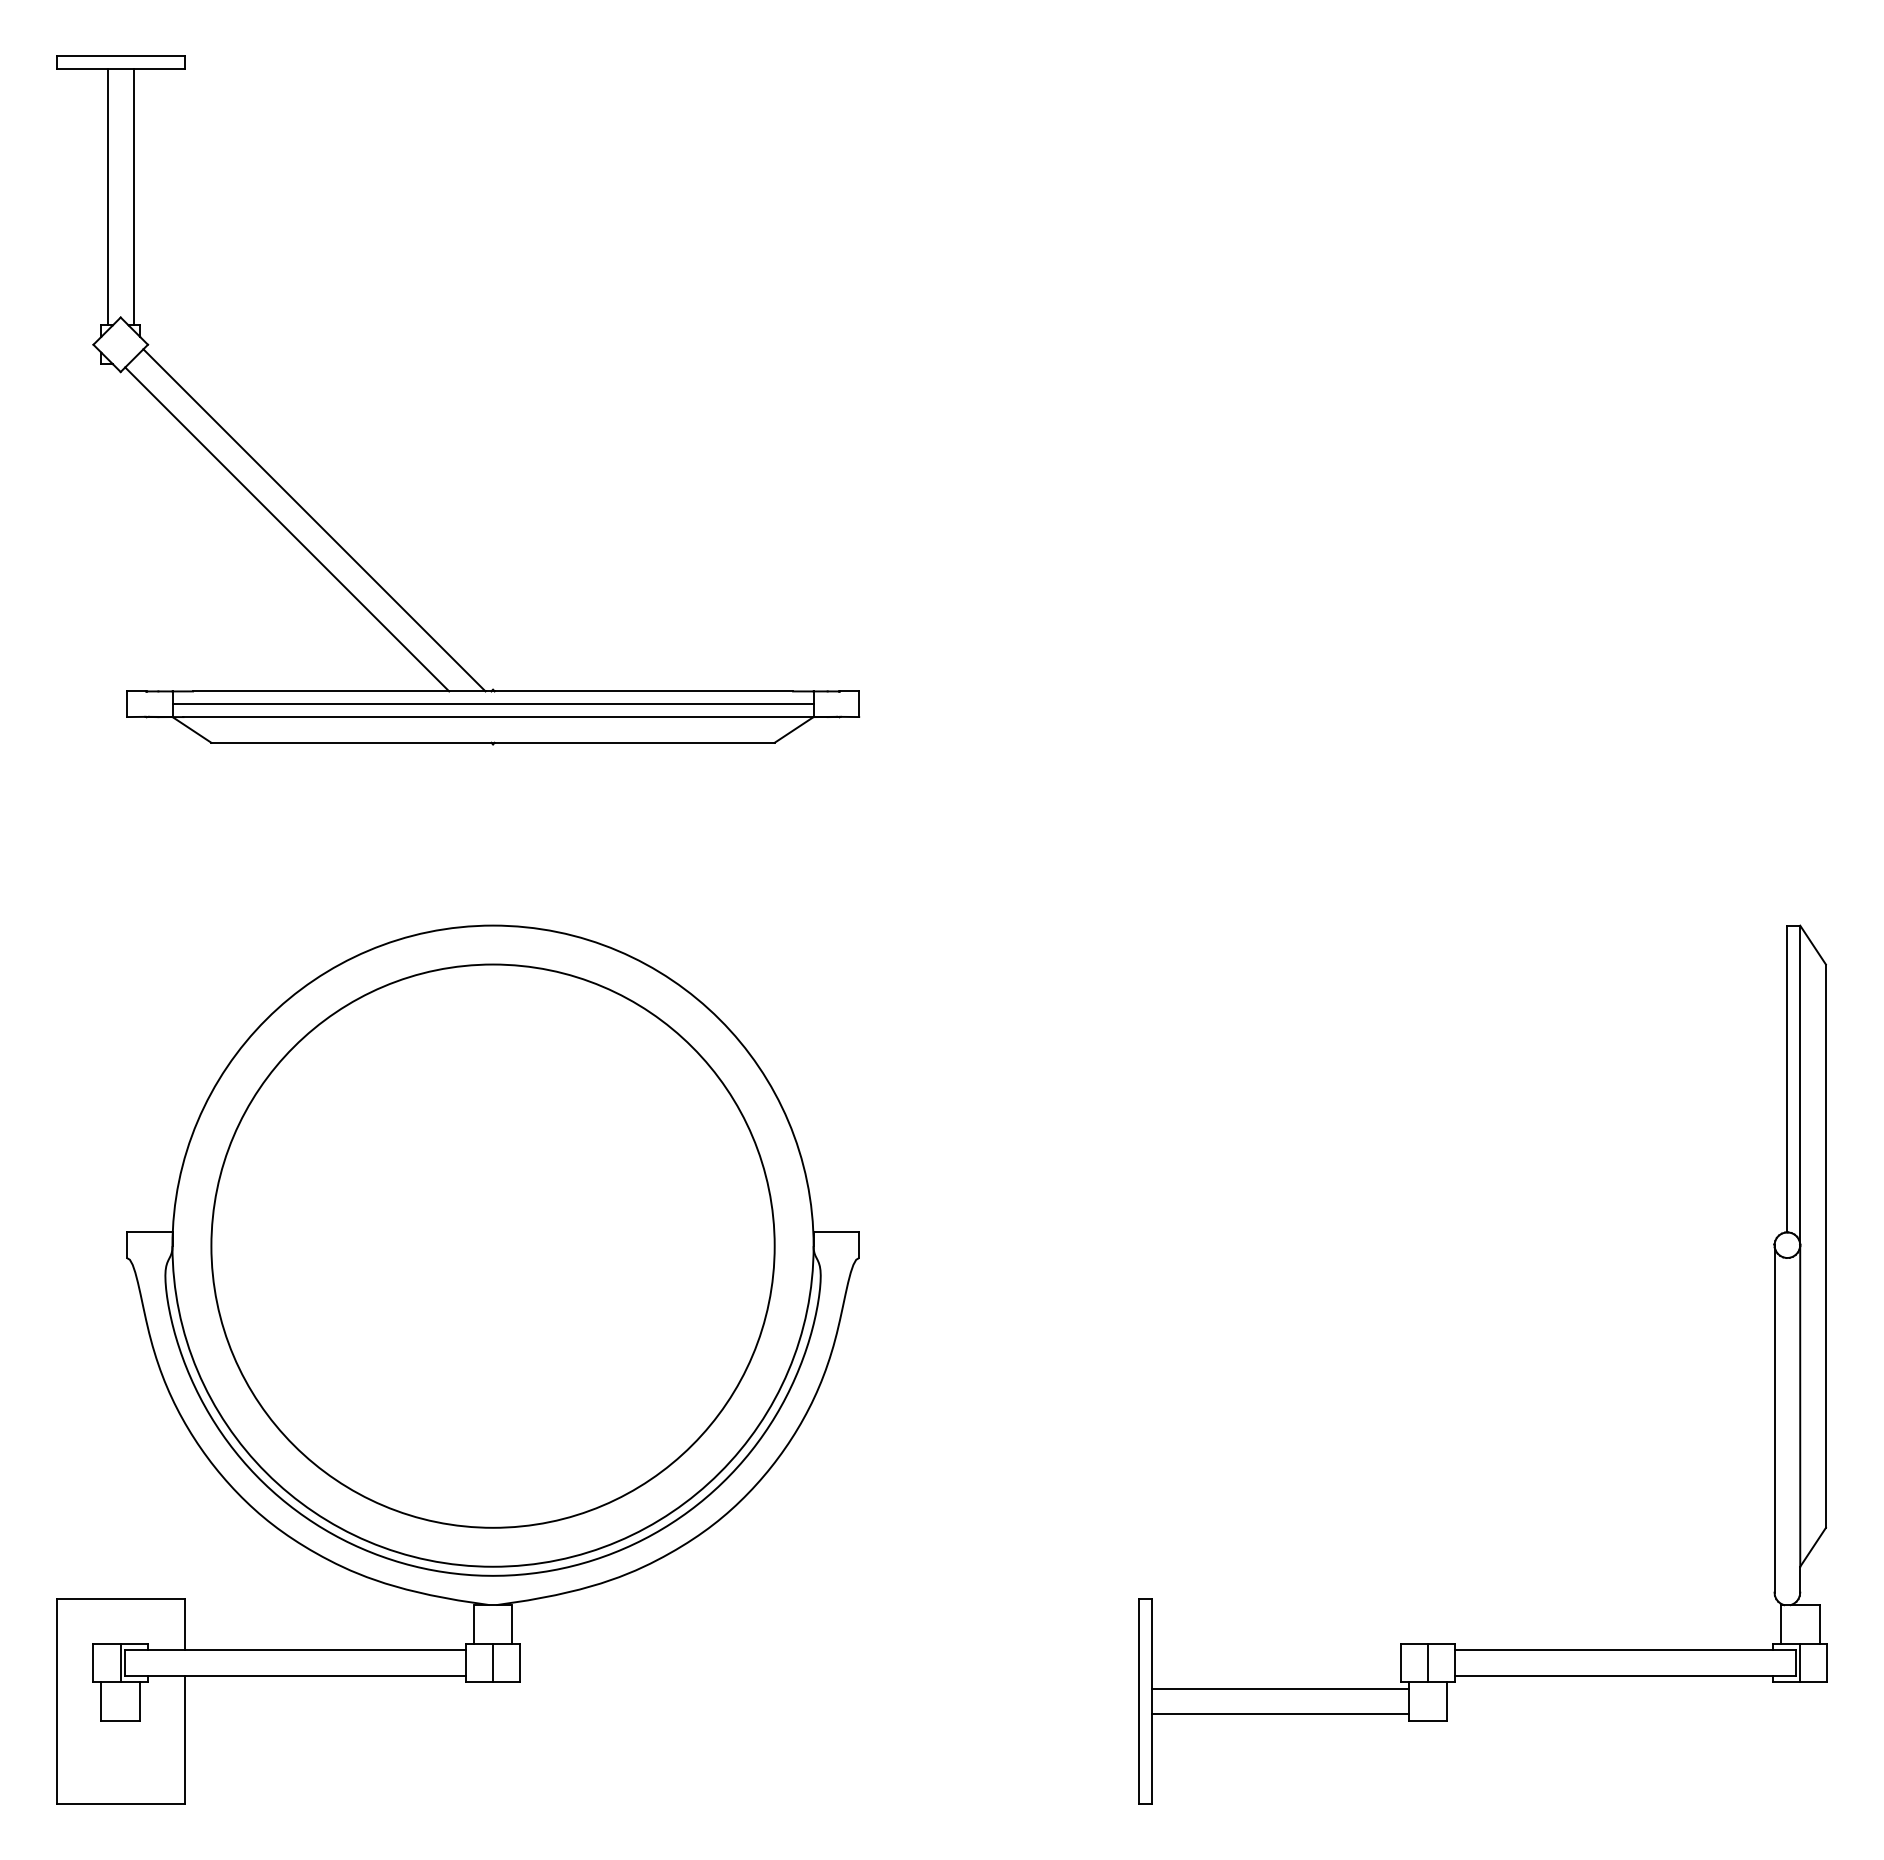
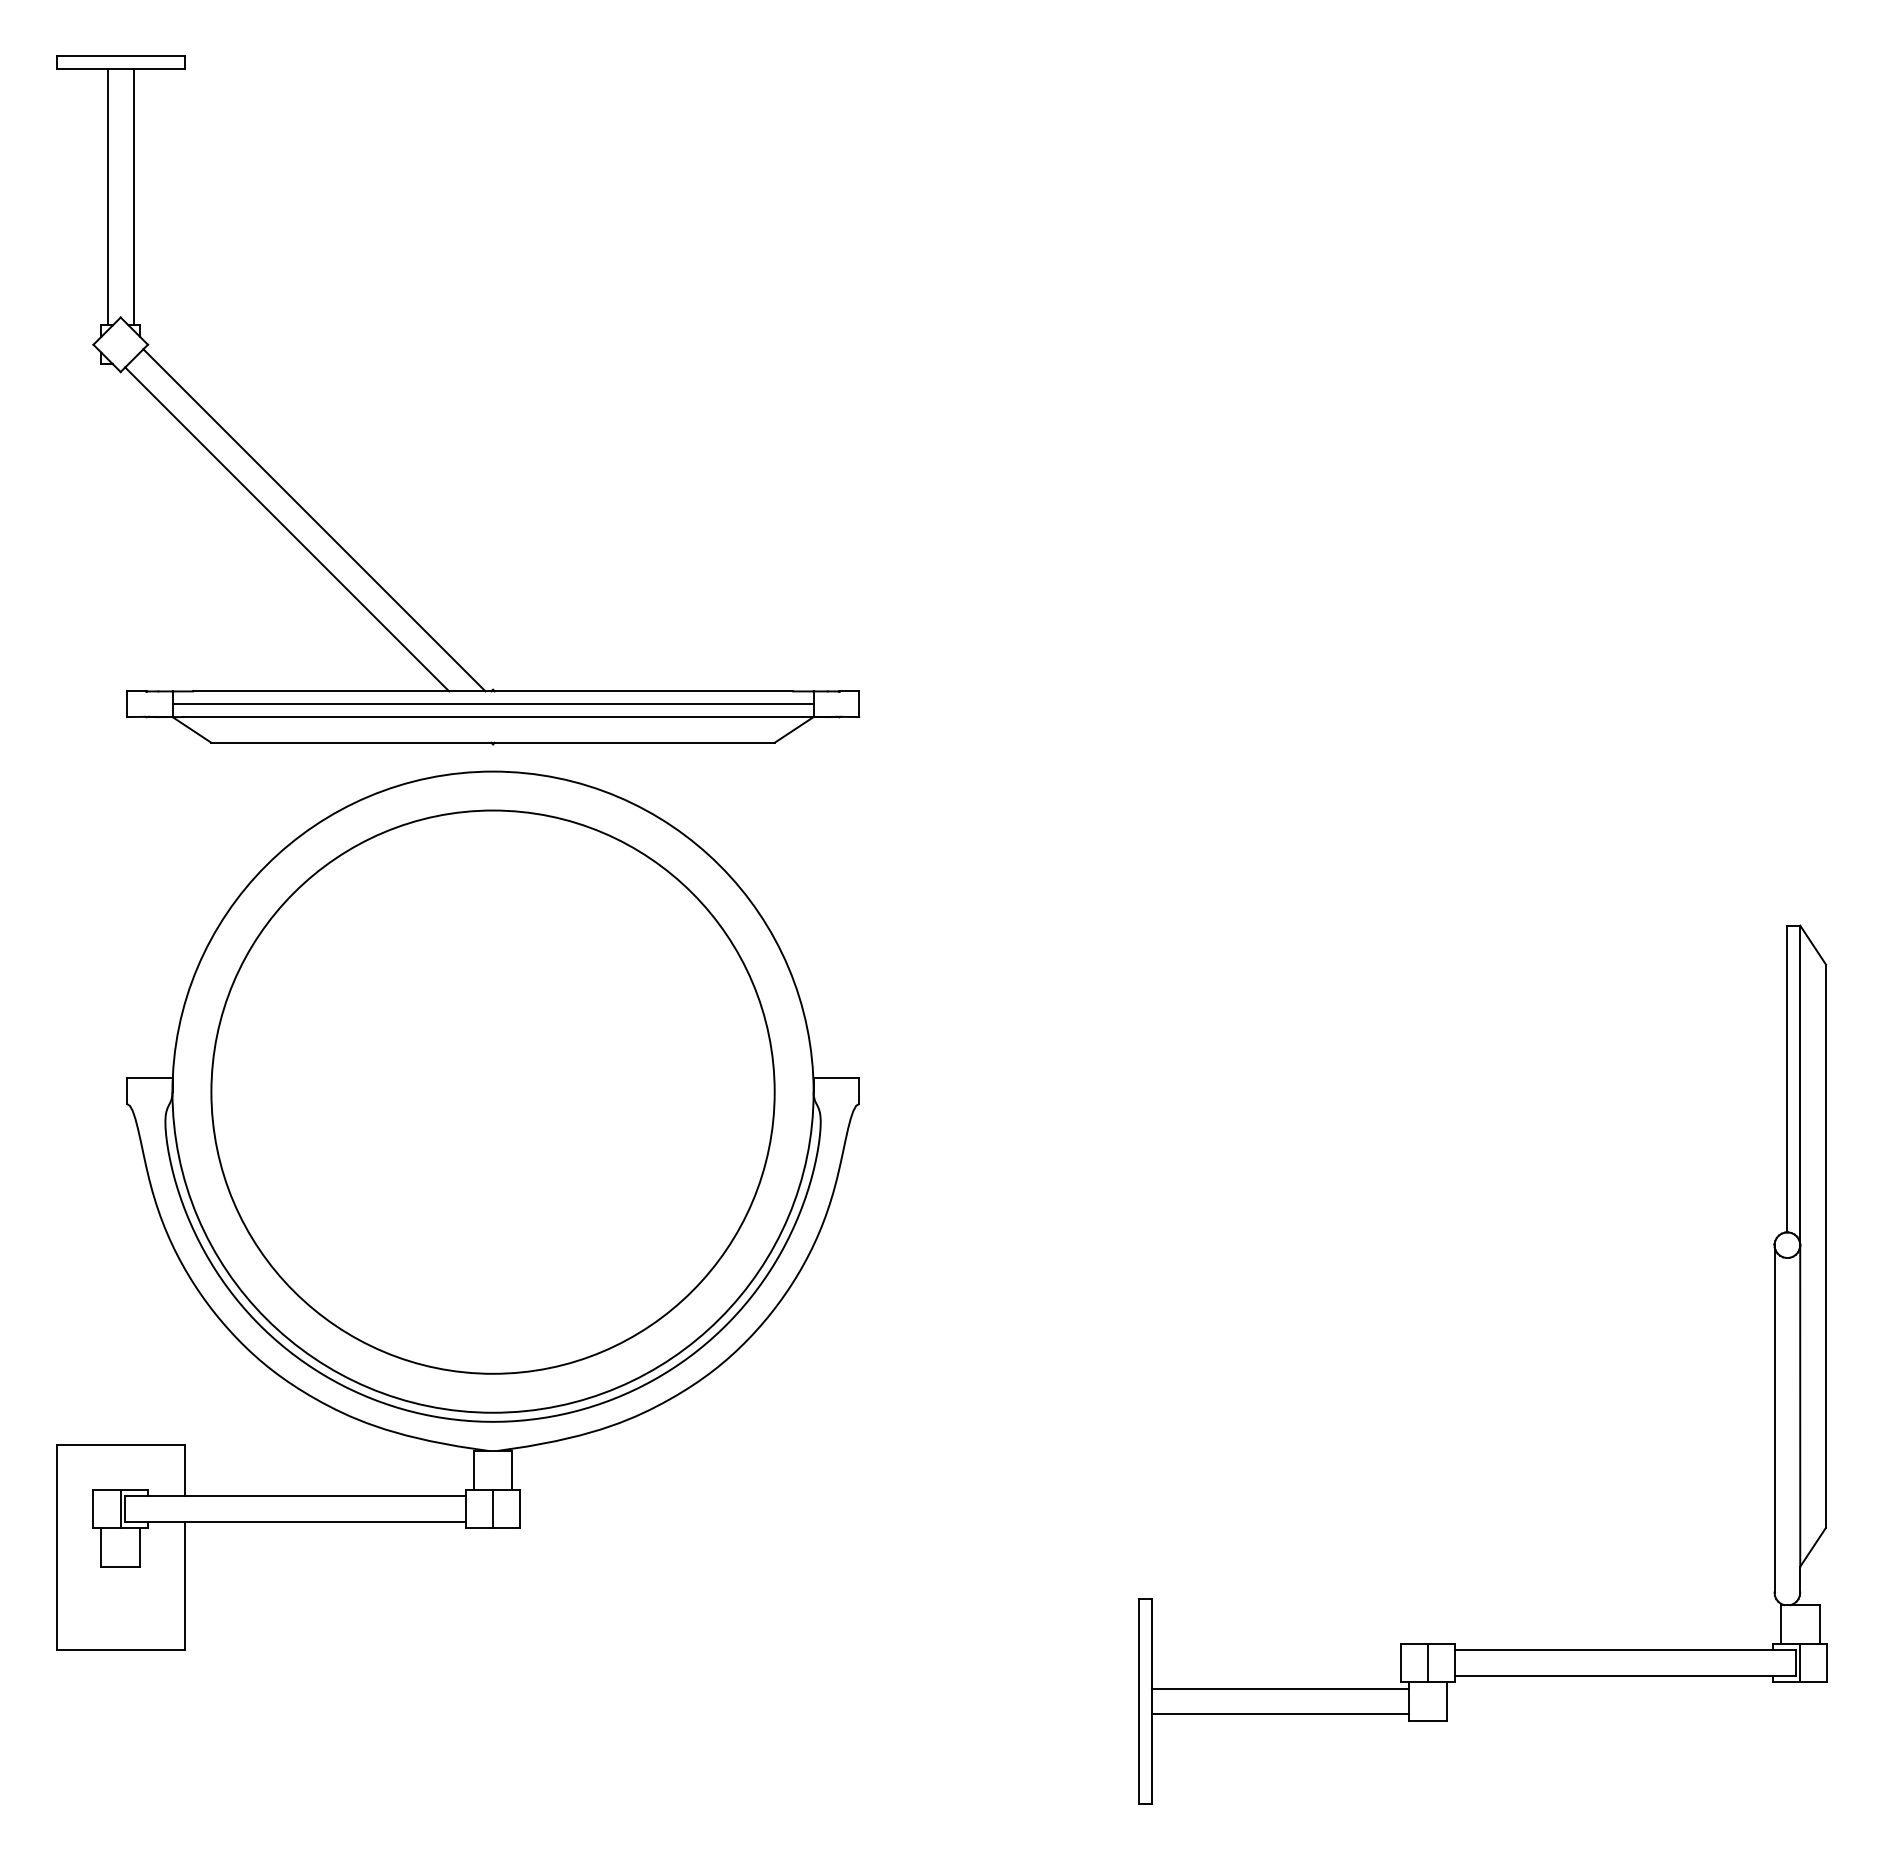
part position: (457, 1364) -> (457, 1210) (457, 1210)
